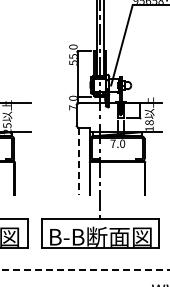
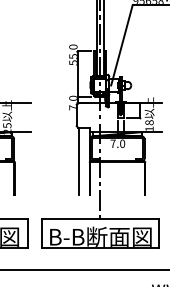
line: dashed -> solid (79, 161)
line: dashed -> solid (84, 269)
